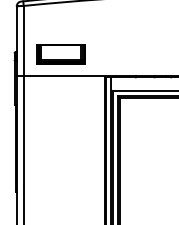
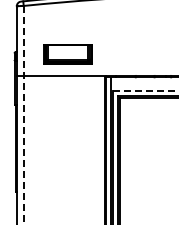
part position: (60, 54) -> (67, 54) (67, 54)
line: solid -> dashed (146, 91)
line: solid -> dashed (23, 114)
